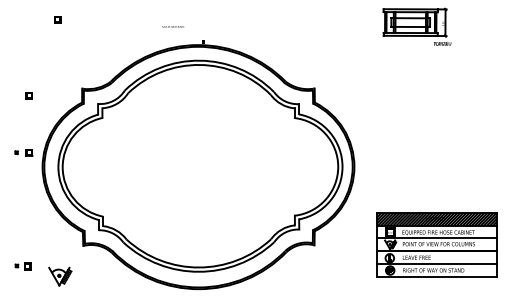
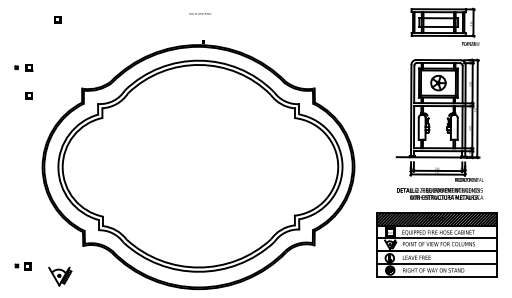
text position: (173, 26) -> (200, 13) (200, 13)
part position: (416, 26) -> (444, 26) (444, 26)
part: none -> present (439, 128)
part position: (23, 152) -> (23, 67) (23, 67)
